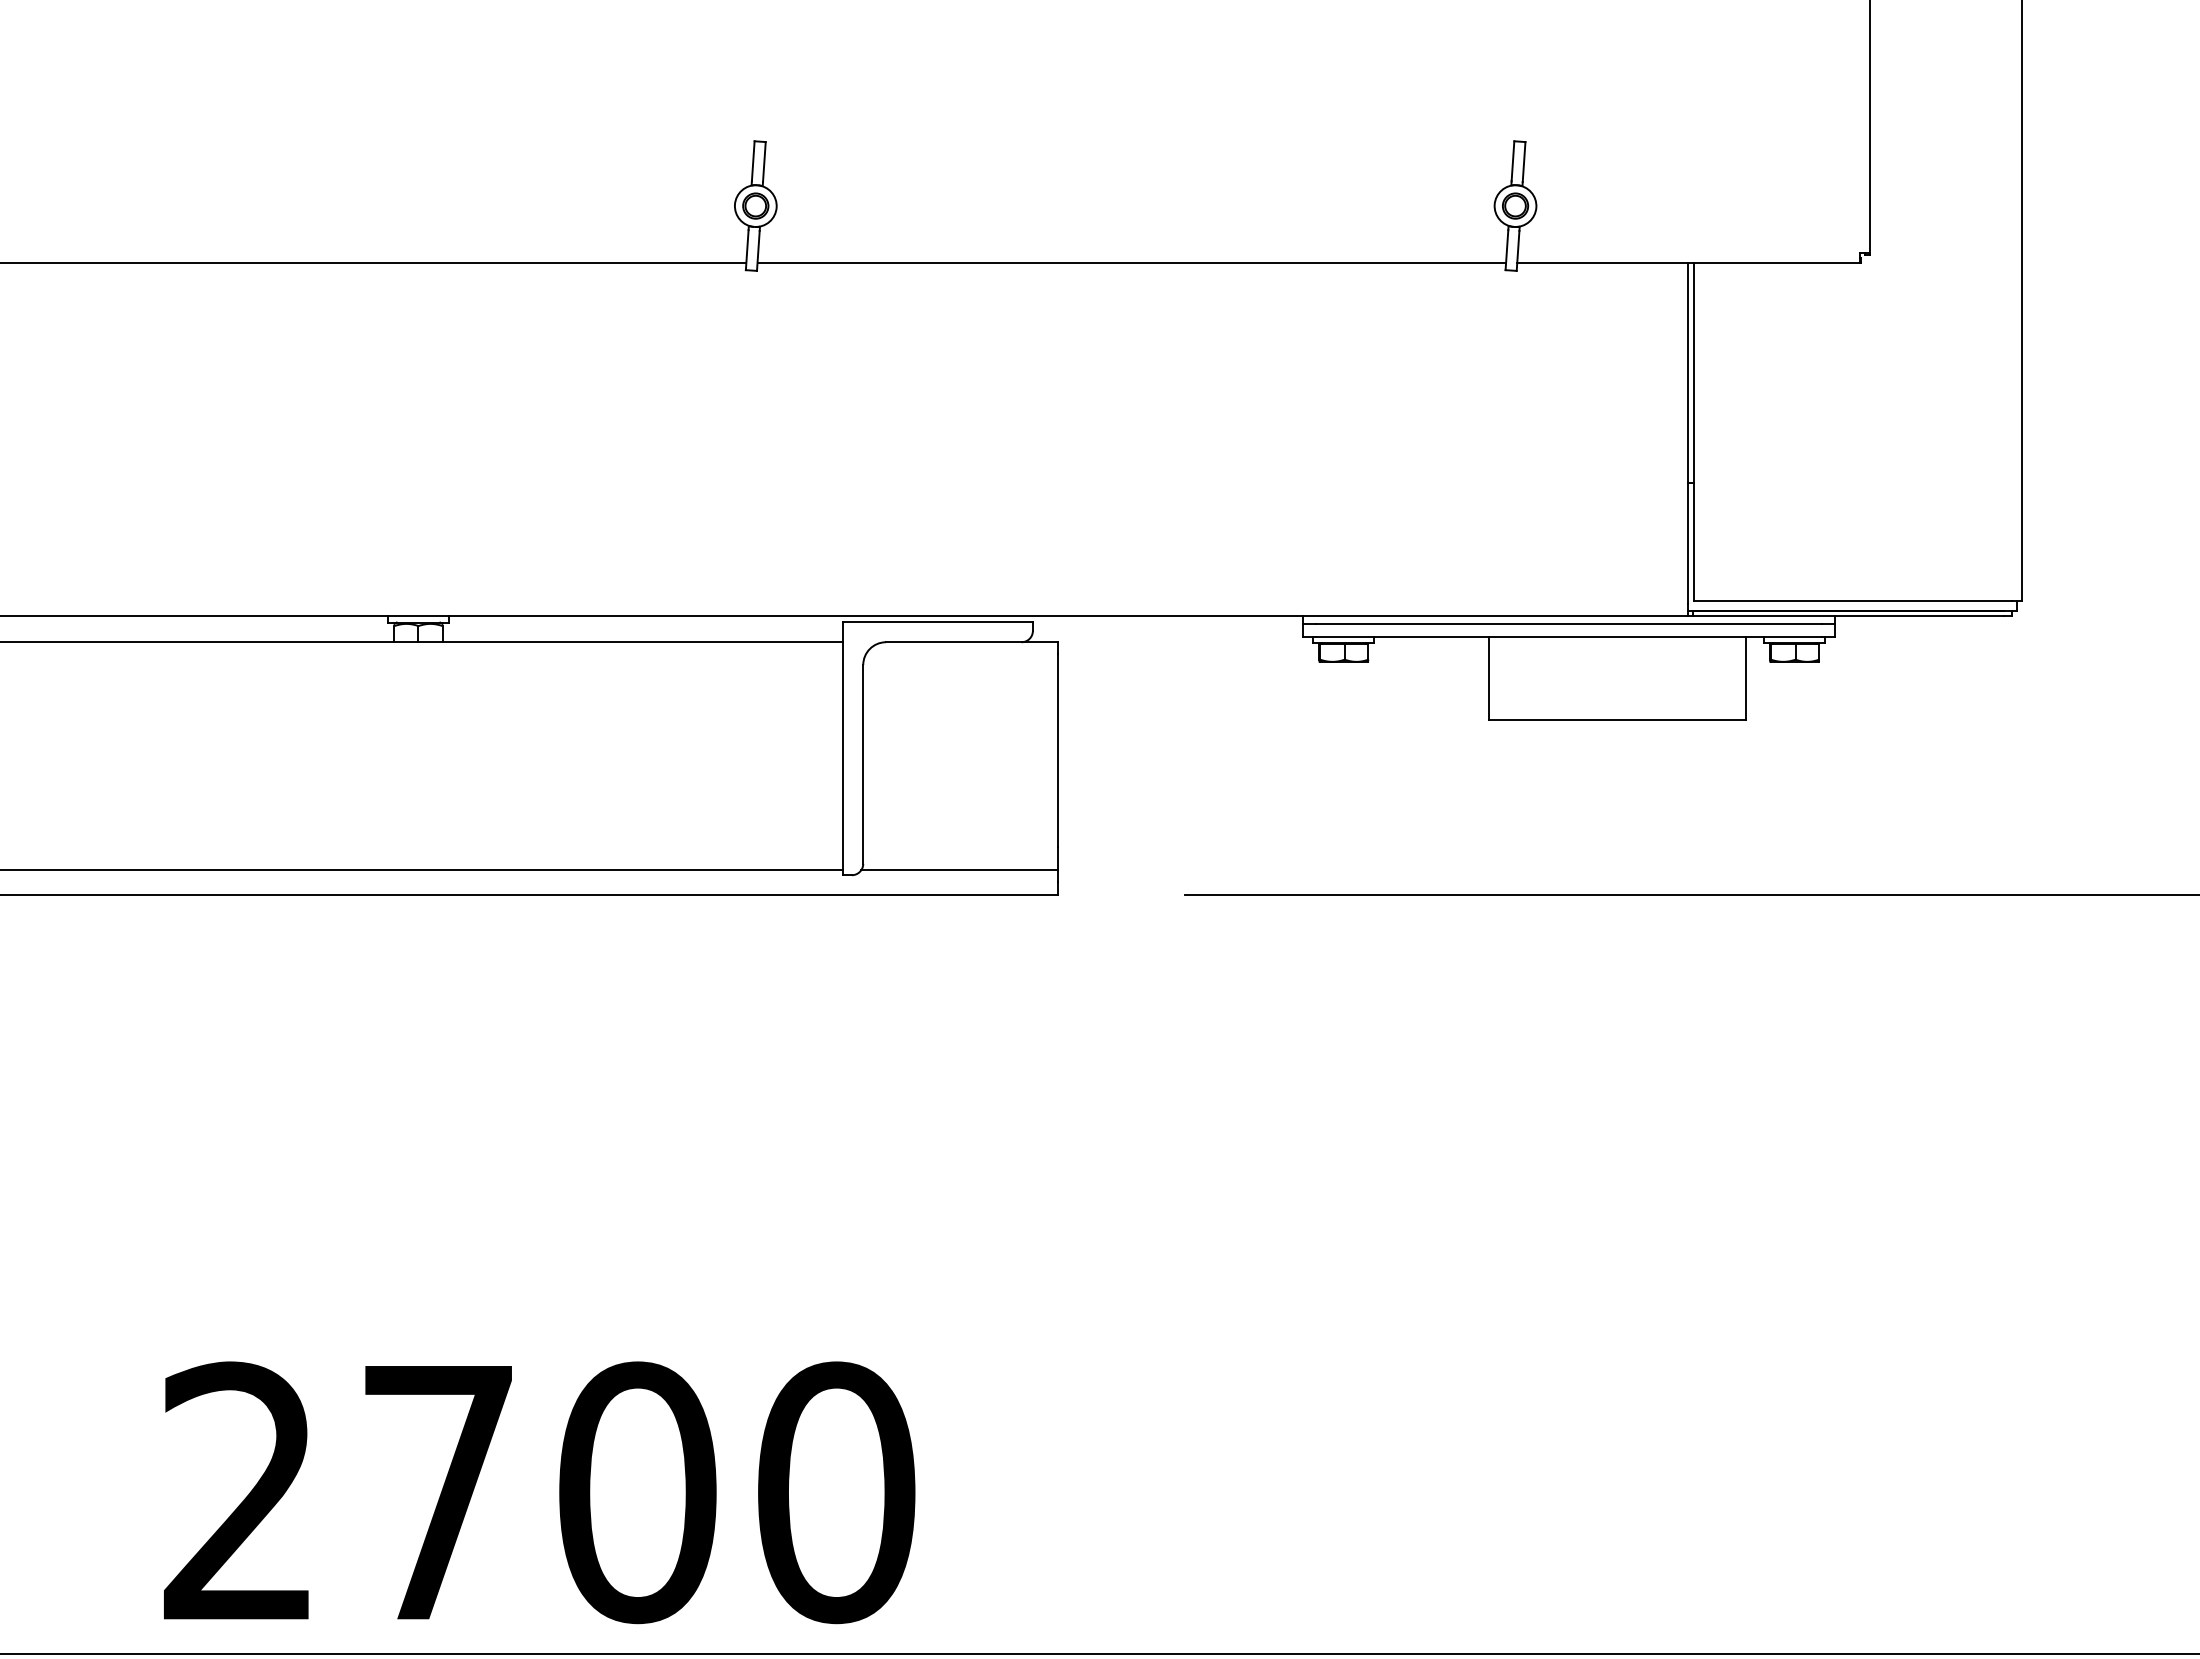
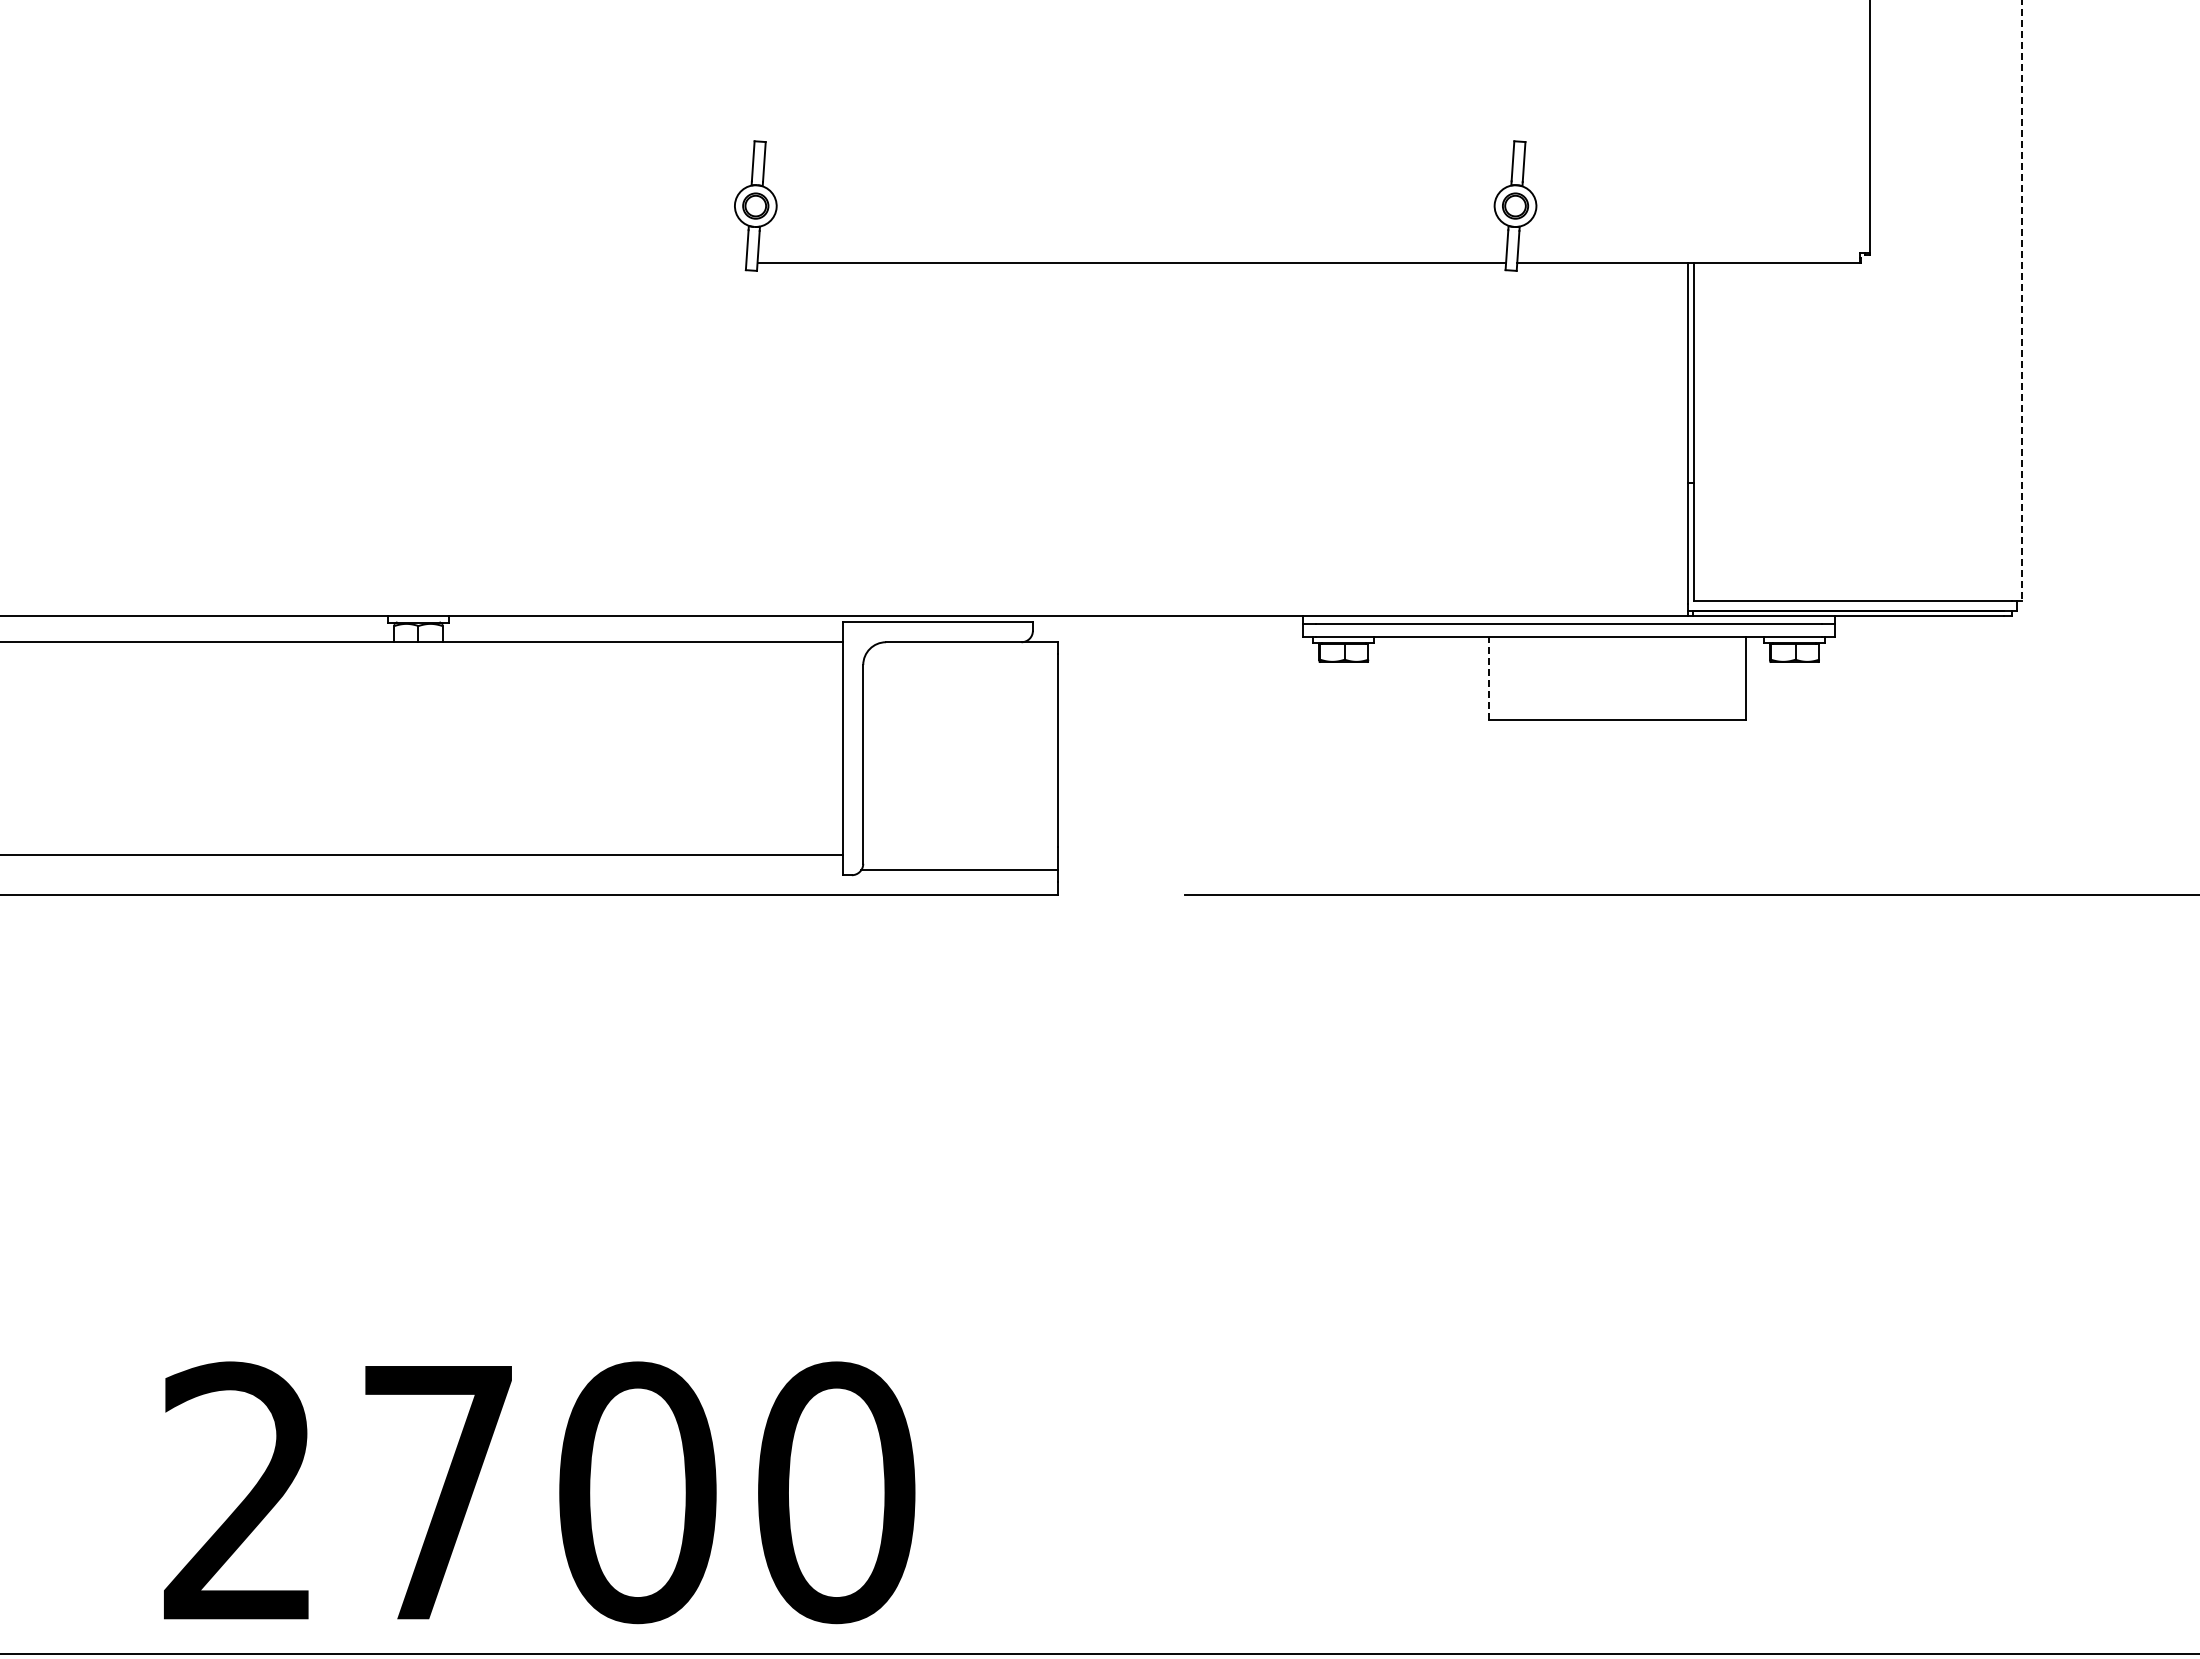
line: present -> none (374, 263)
line: solid -> dashed (2021, 301)
line: solid -> dashed (1488, 678)
line position: (422, 870) -> (422, 855) (422, 855)
